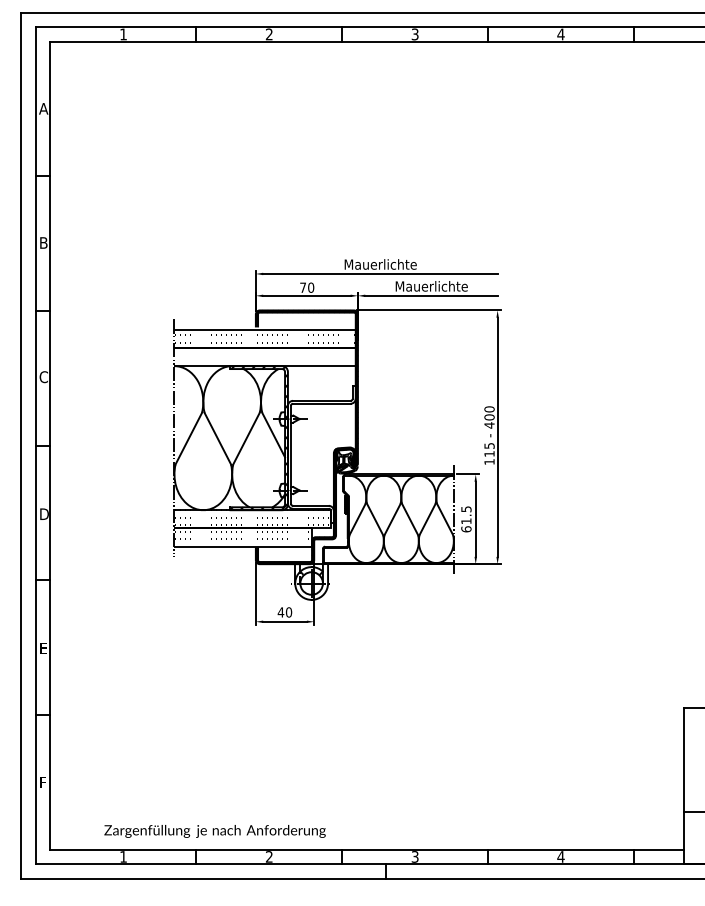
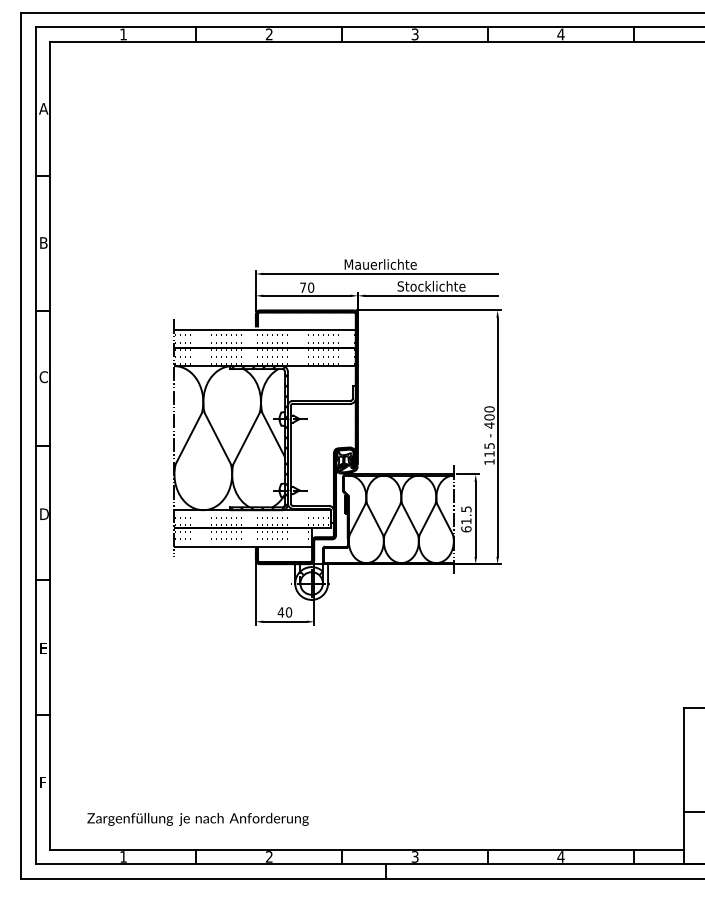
text: Mauerlichte -> Stocklichte (431, 286)
hatch: none -> present (264, 356)
text position: (214, 831) -> (197, 819) (197, 819)
